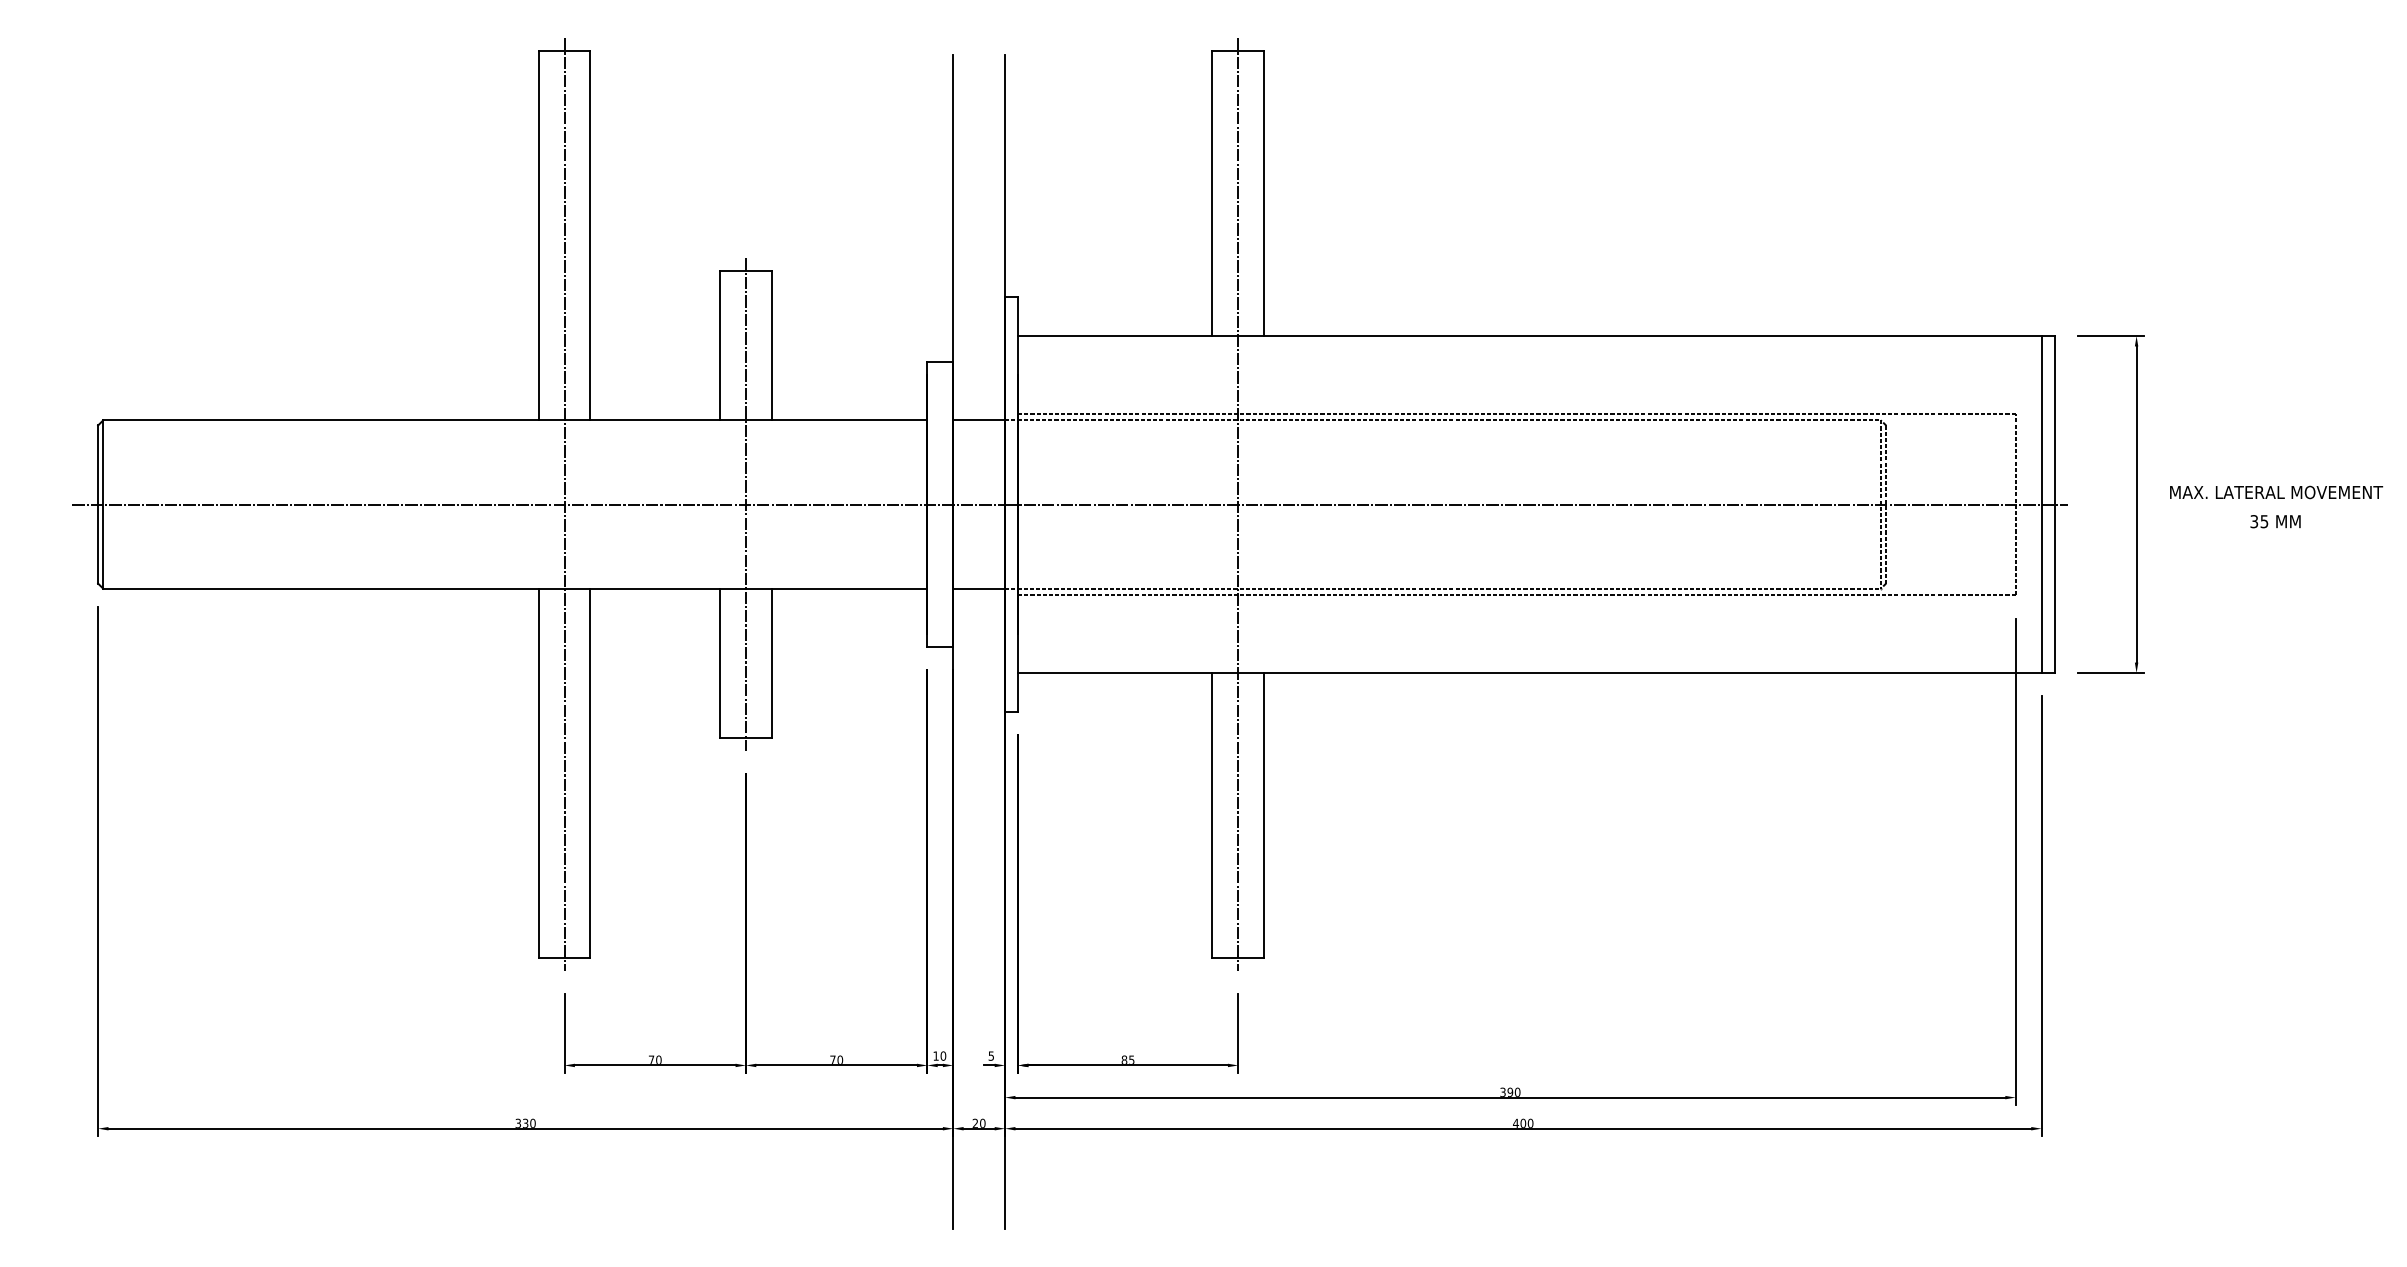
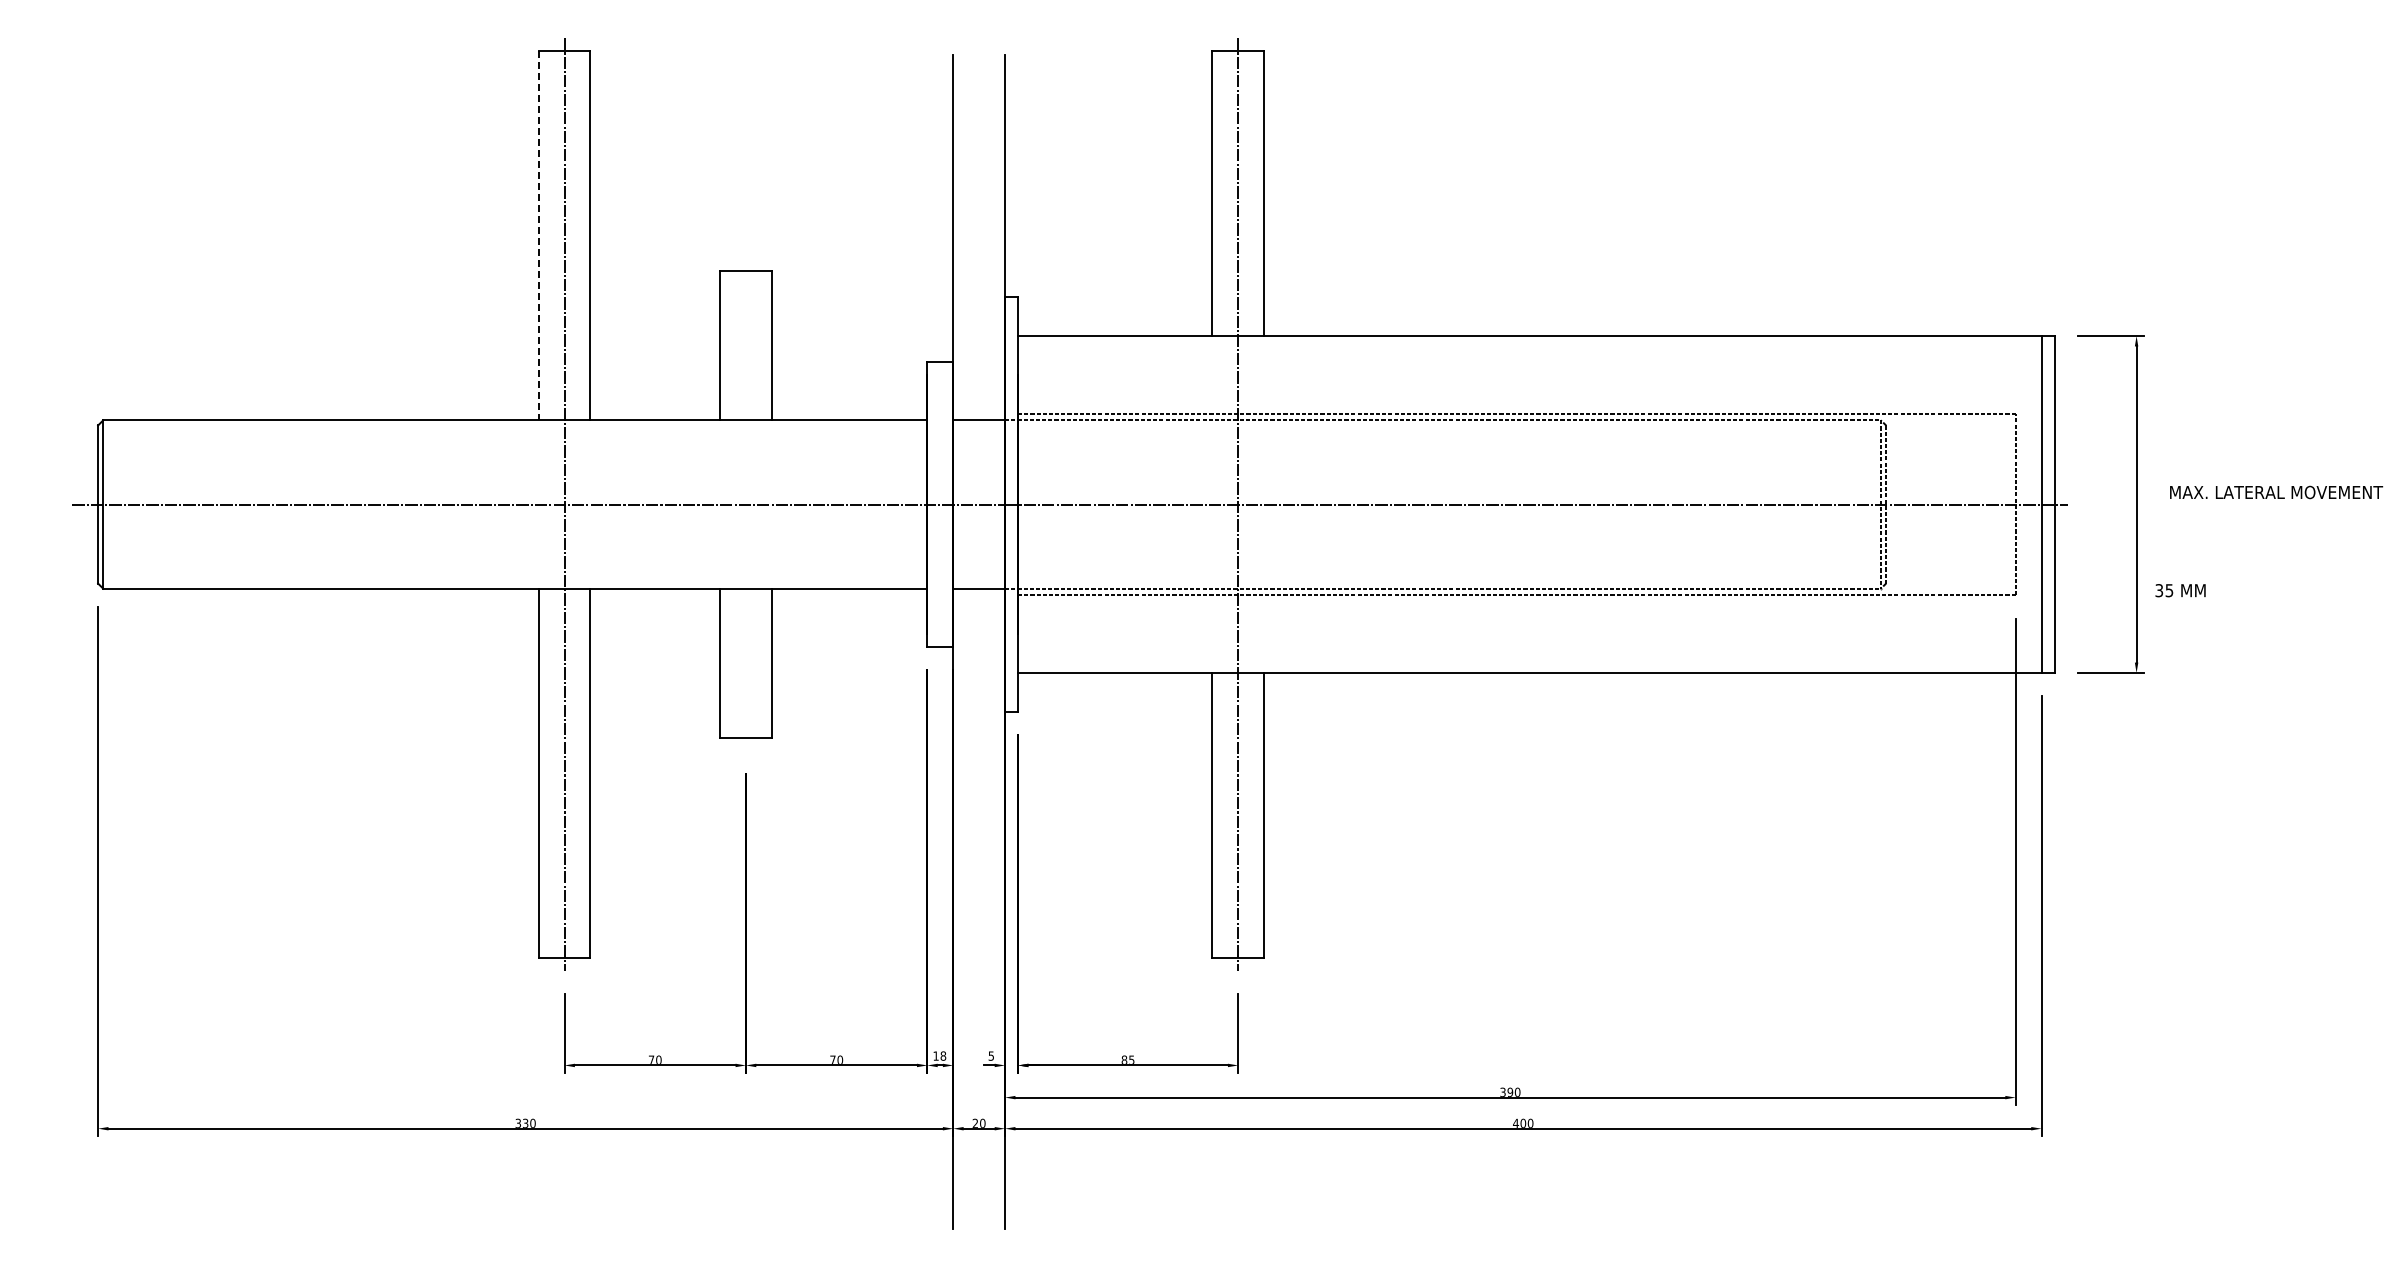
line: solid -> dashed (538, 235)
line: present -> none (745, 504)
text position: (2275, 521) -> (2180, 590) (2180, 590)
text: 10 -> 18 (943, 1055)
